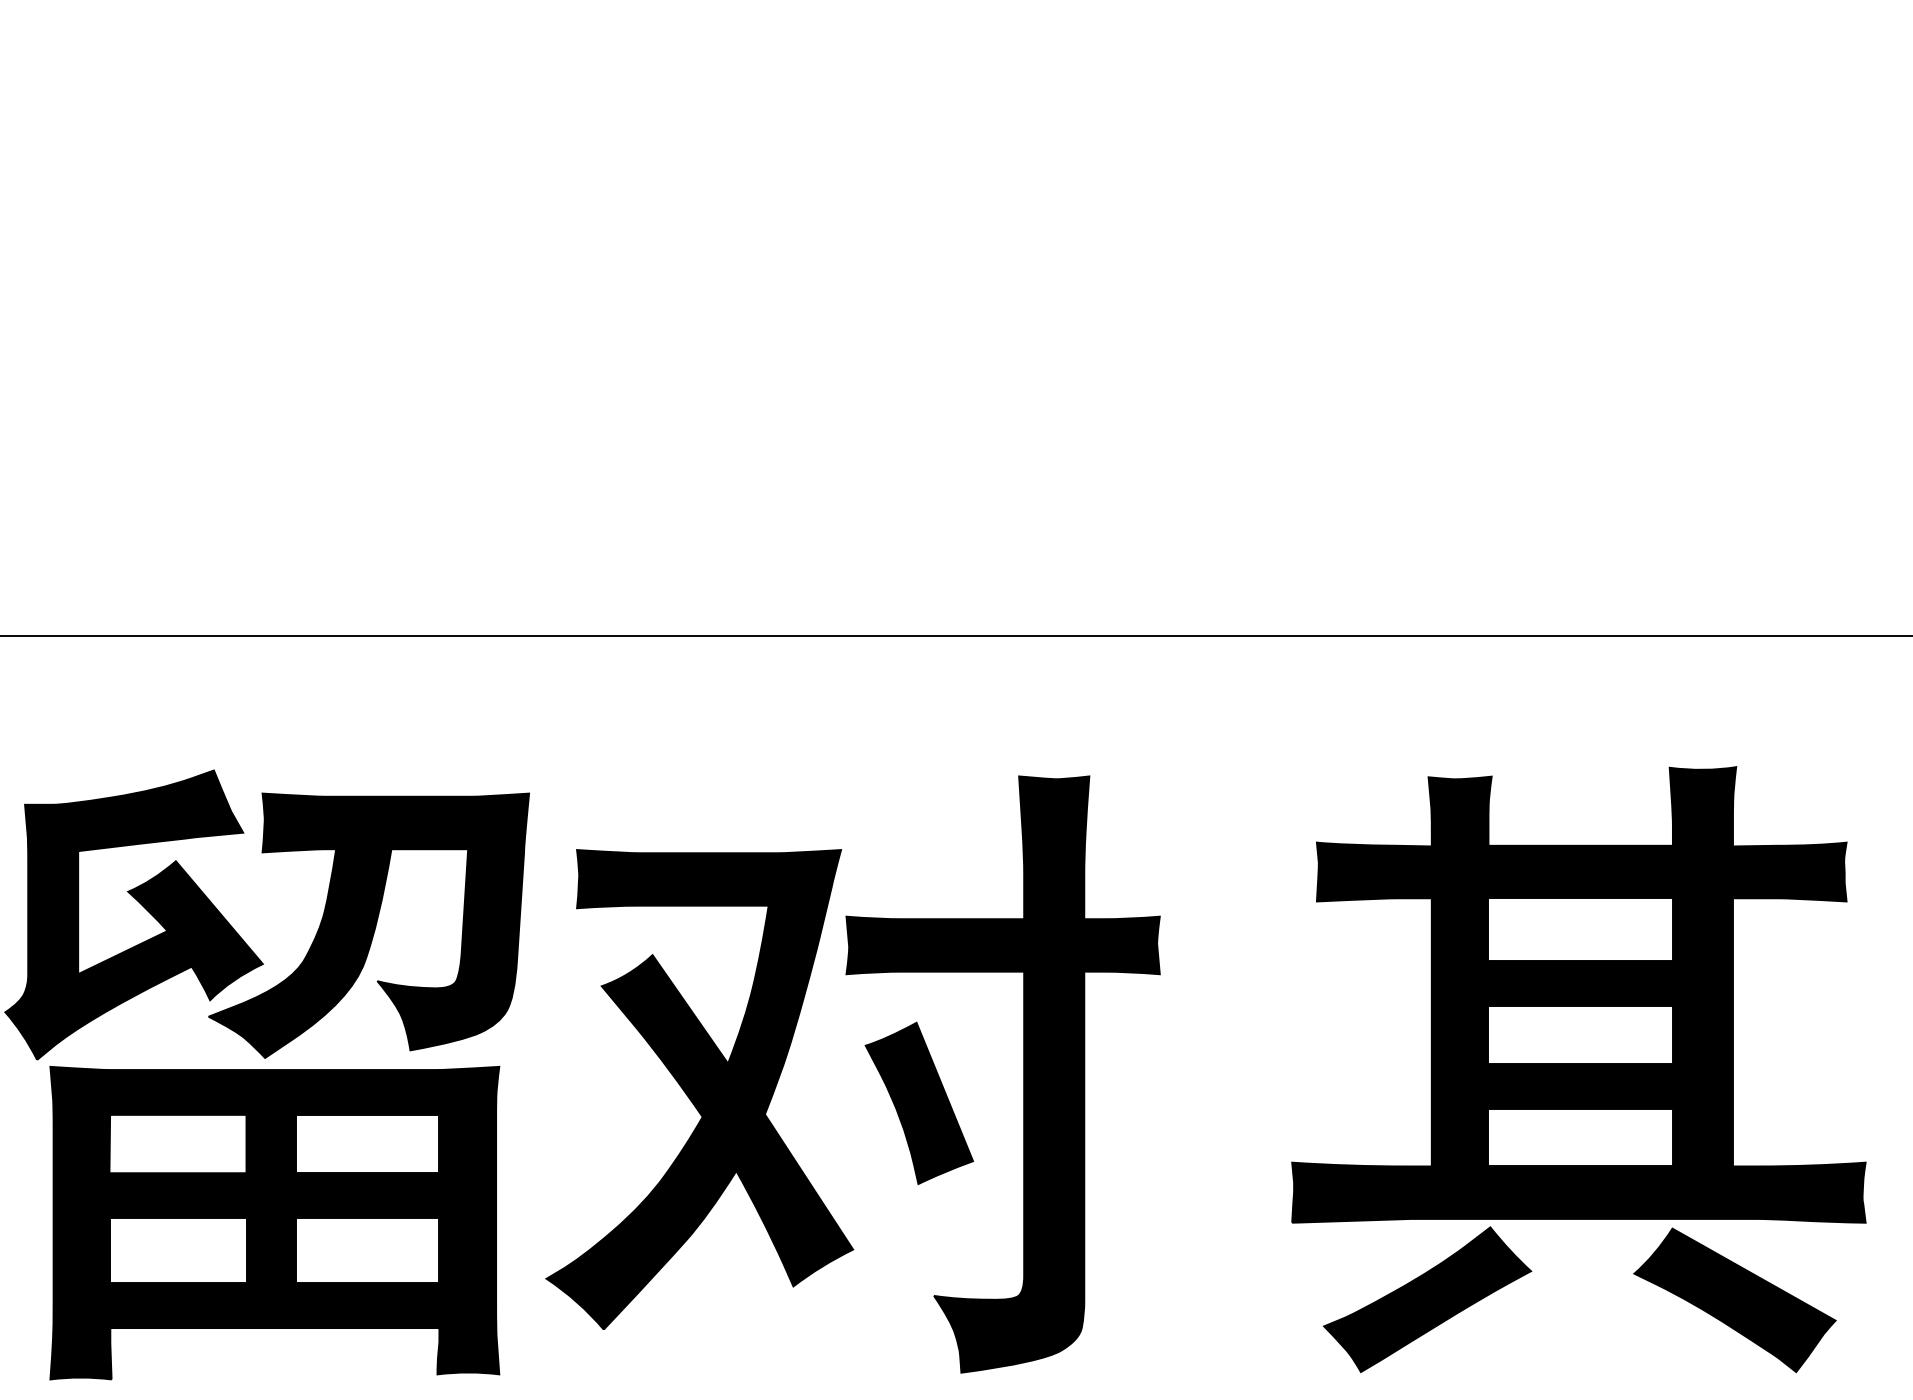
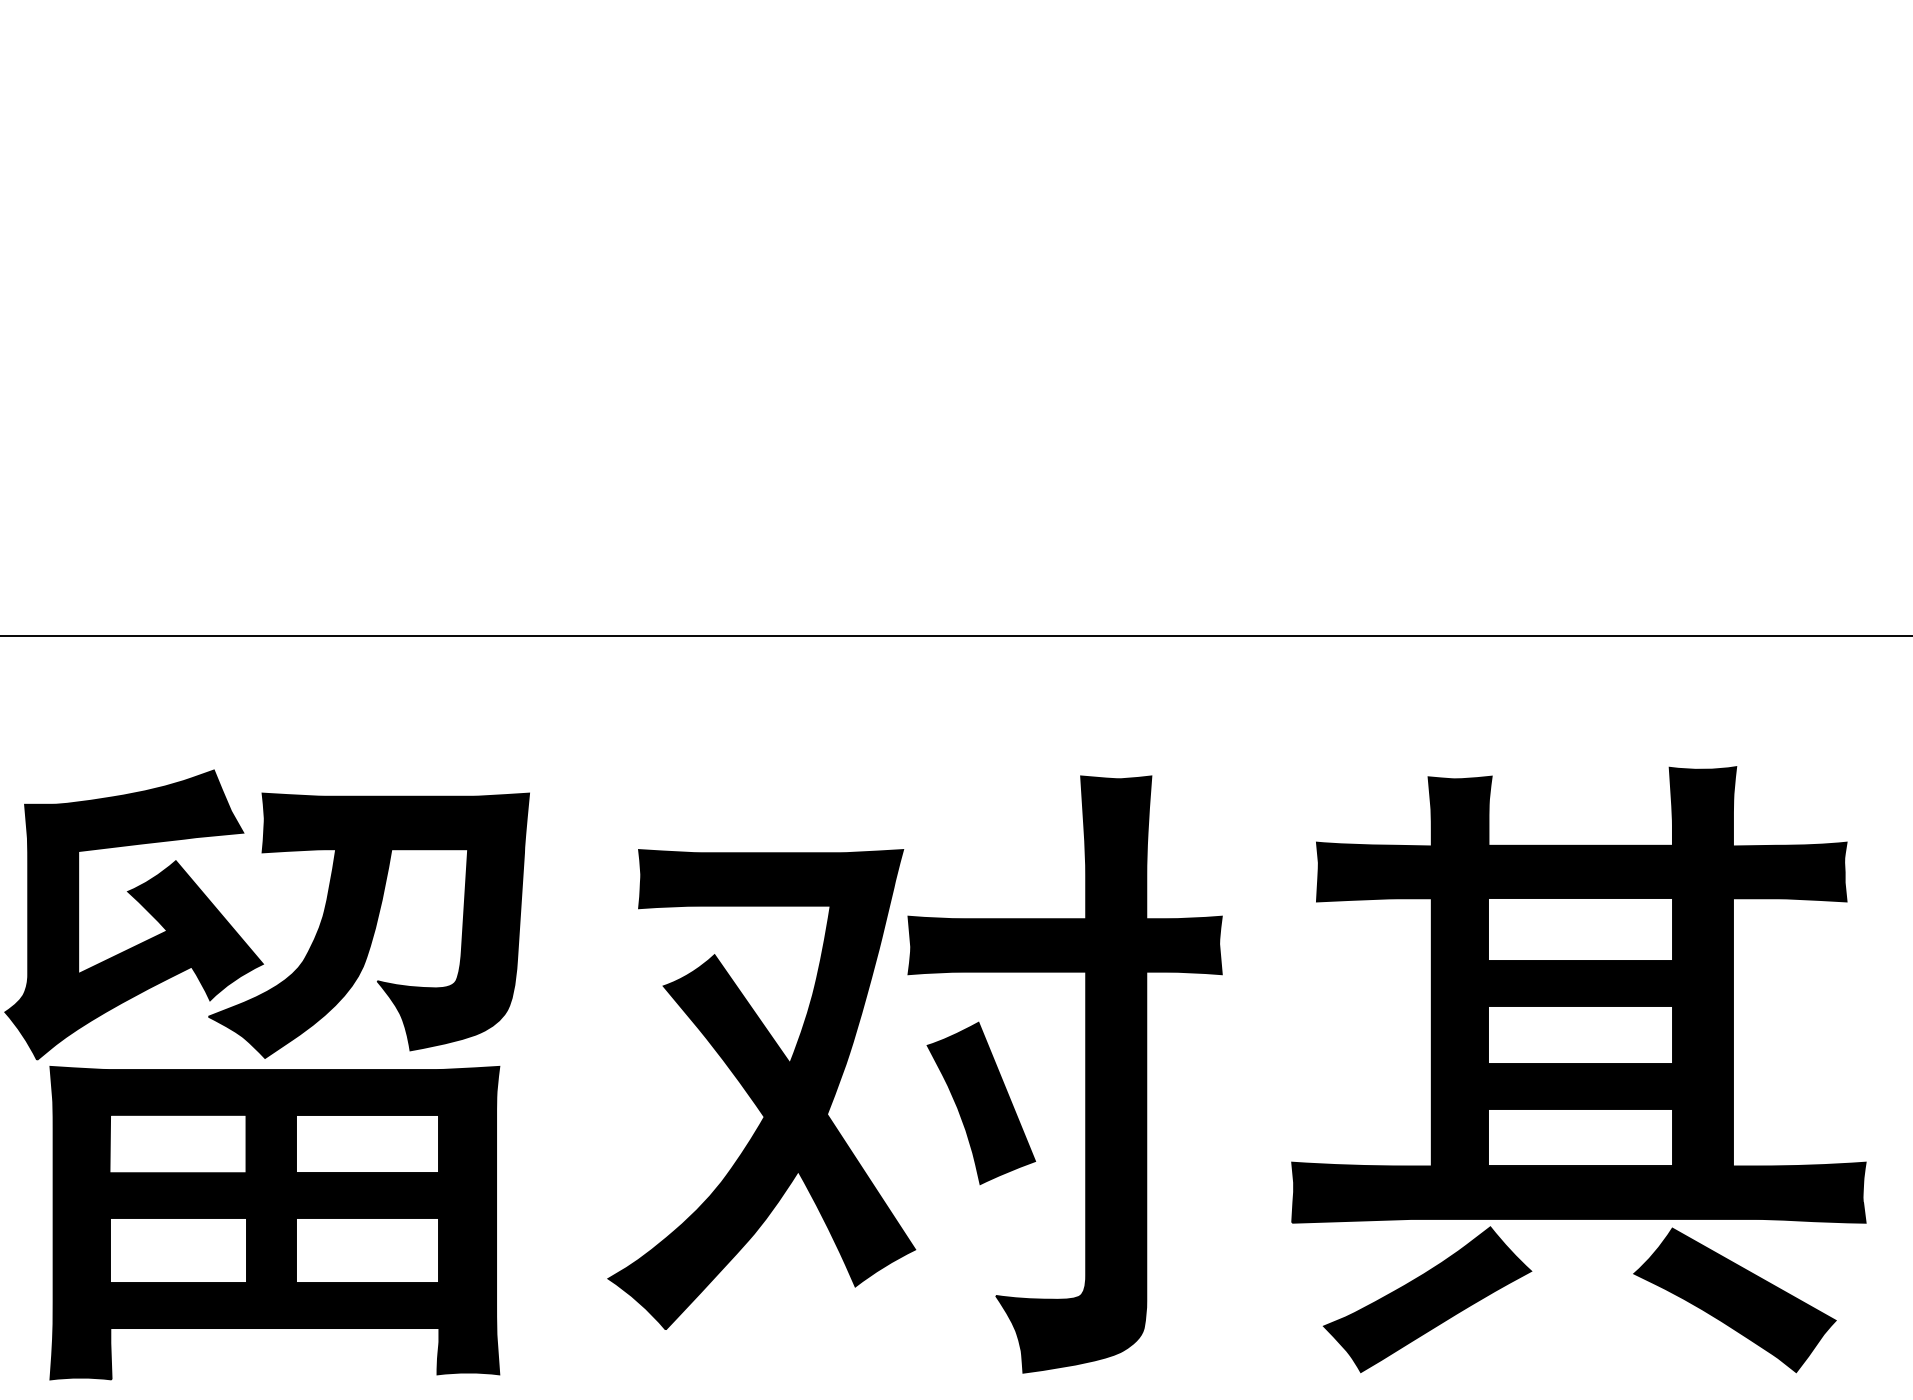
part position: (874, 1064) -> (936, 1064) (936, 1064)
